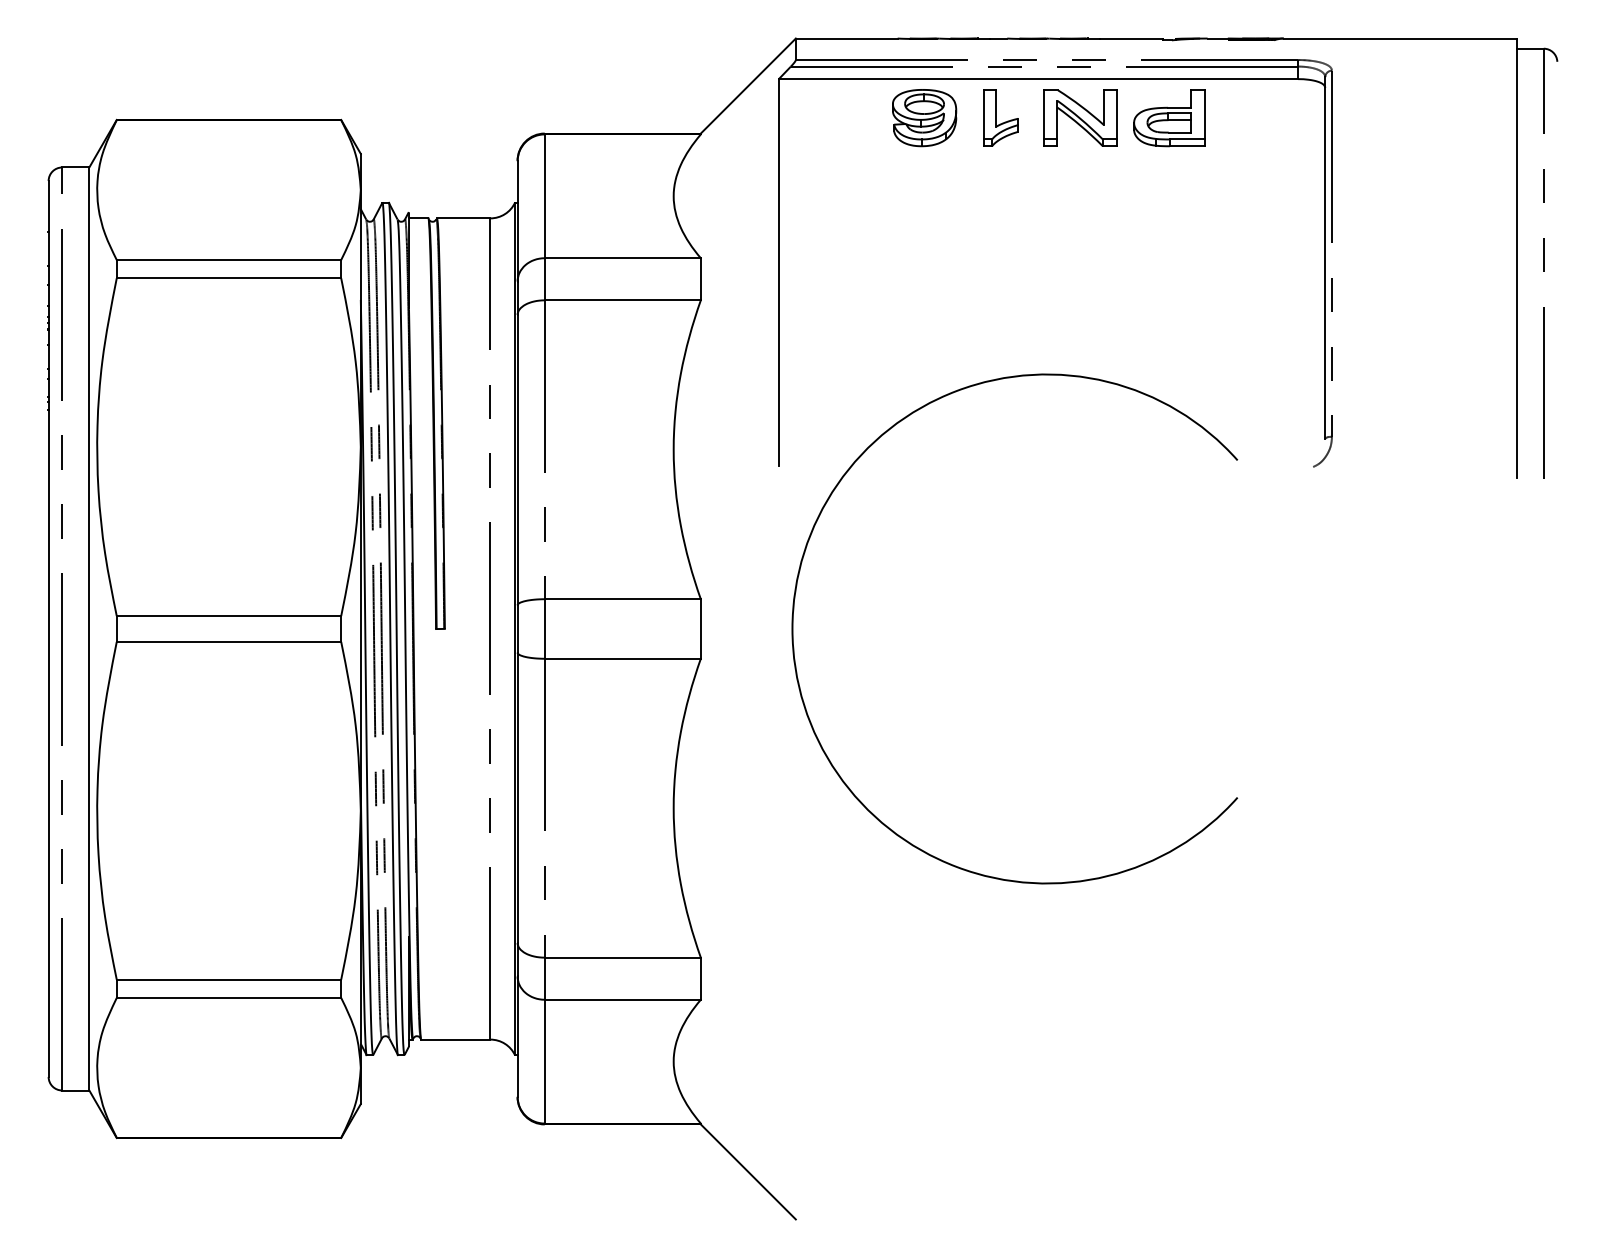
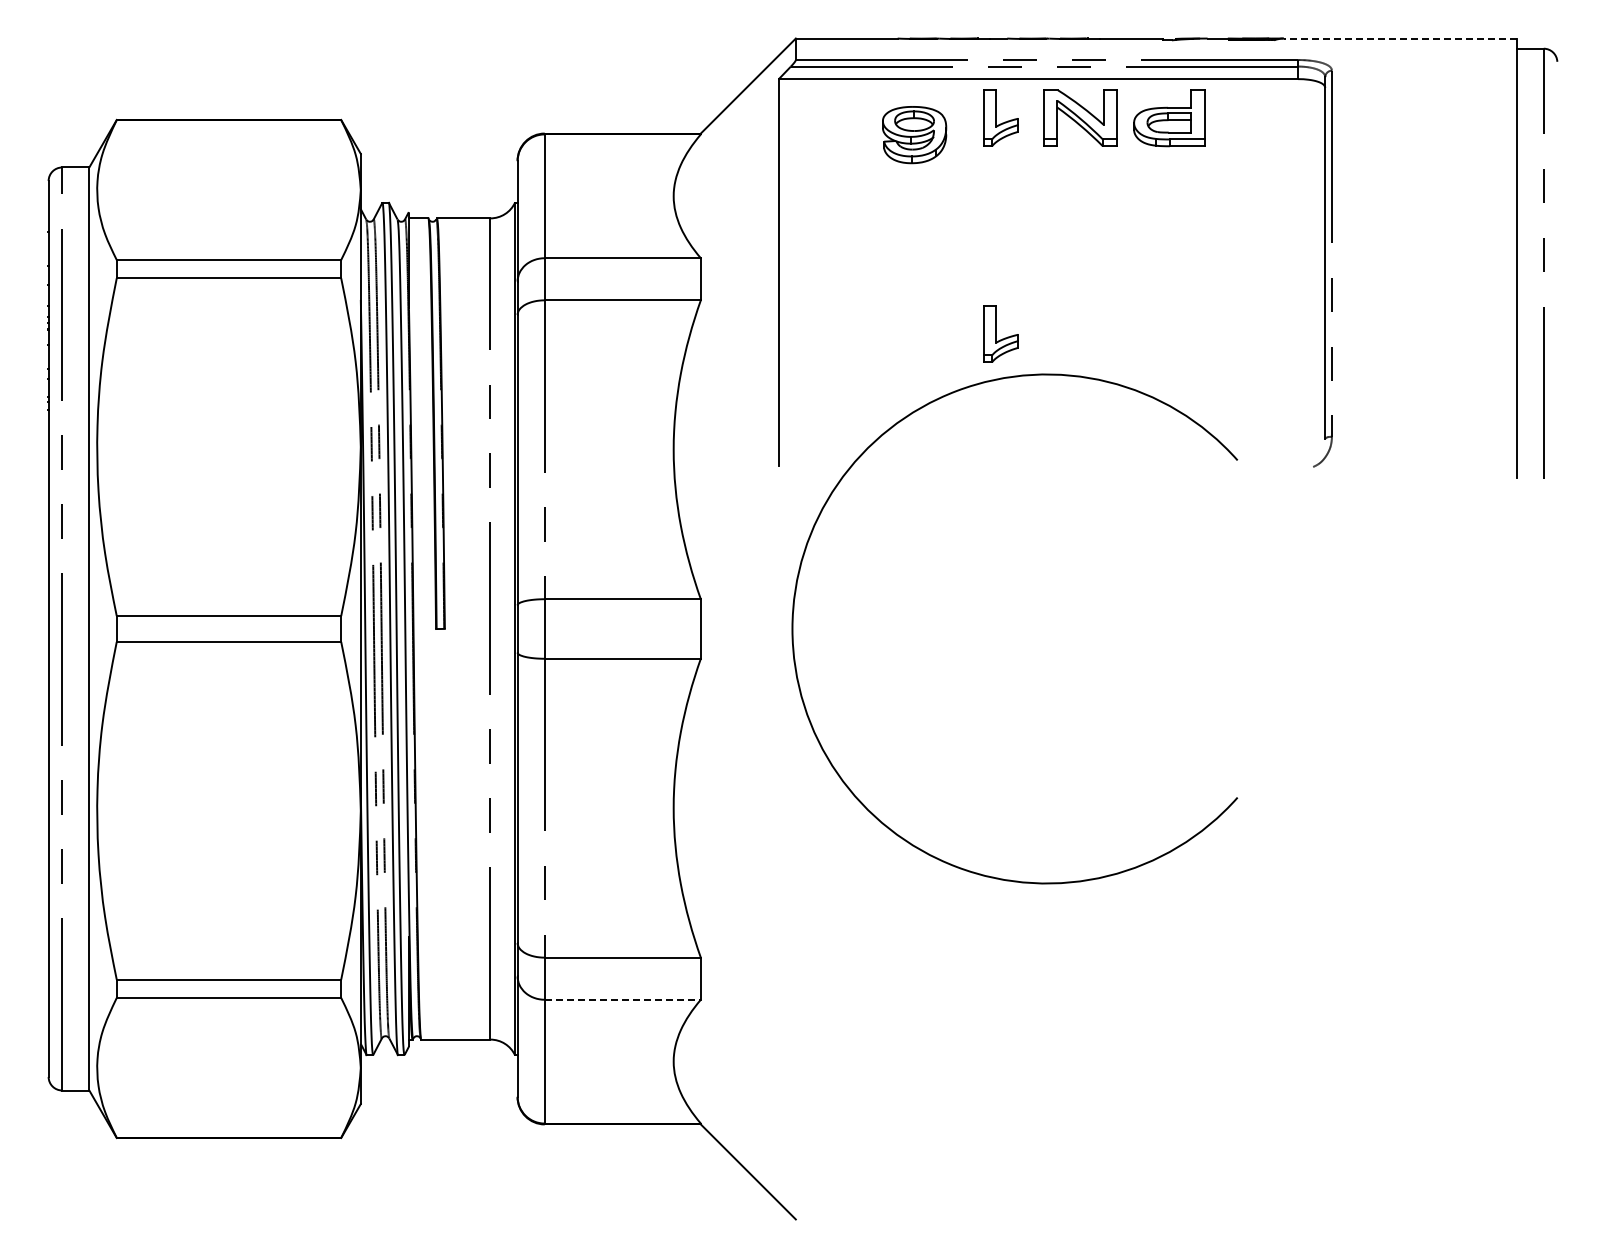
line: solid -> dashed (1400, 38)
part position: (924, 118) -> (914, 135) (914, 135)
part: none -> present (1000, 333)
line: solid -> dashed (623, 999)
